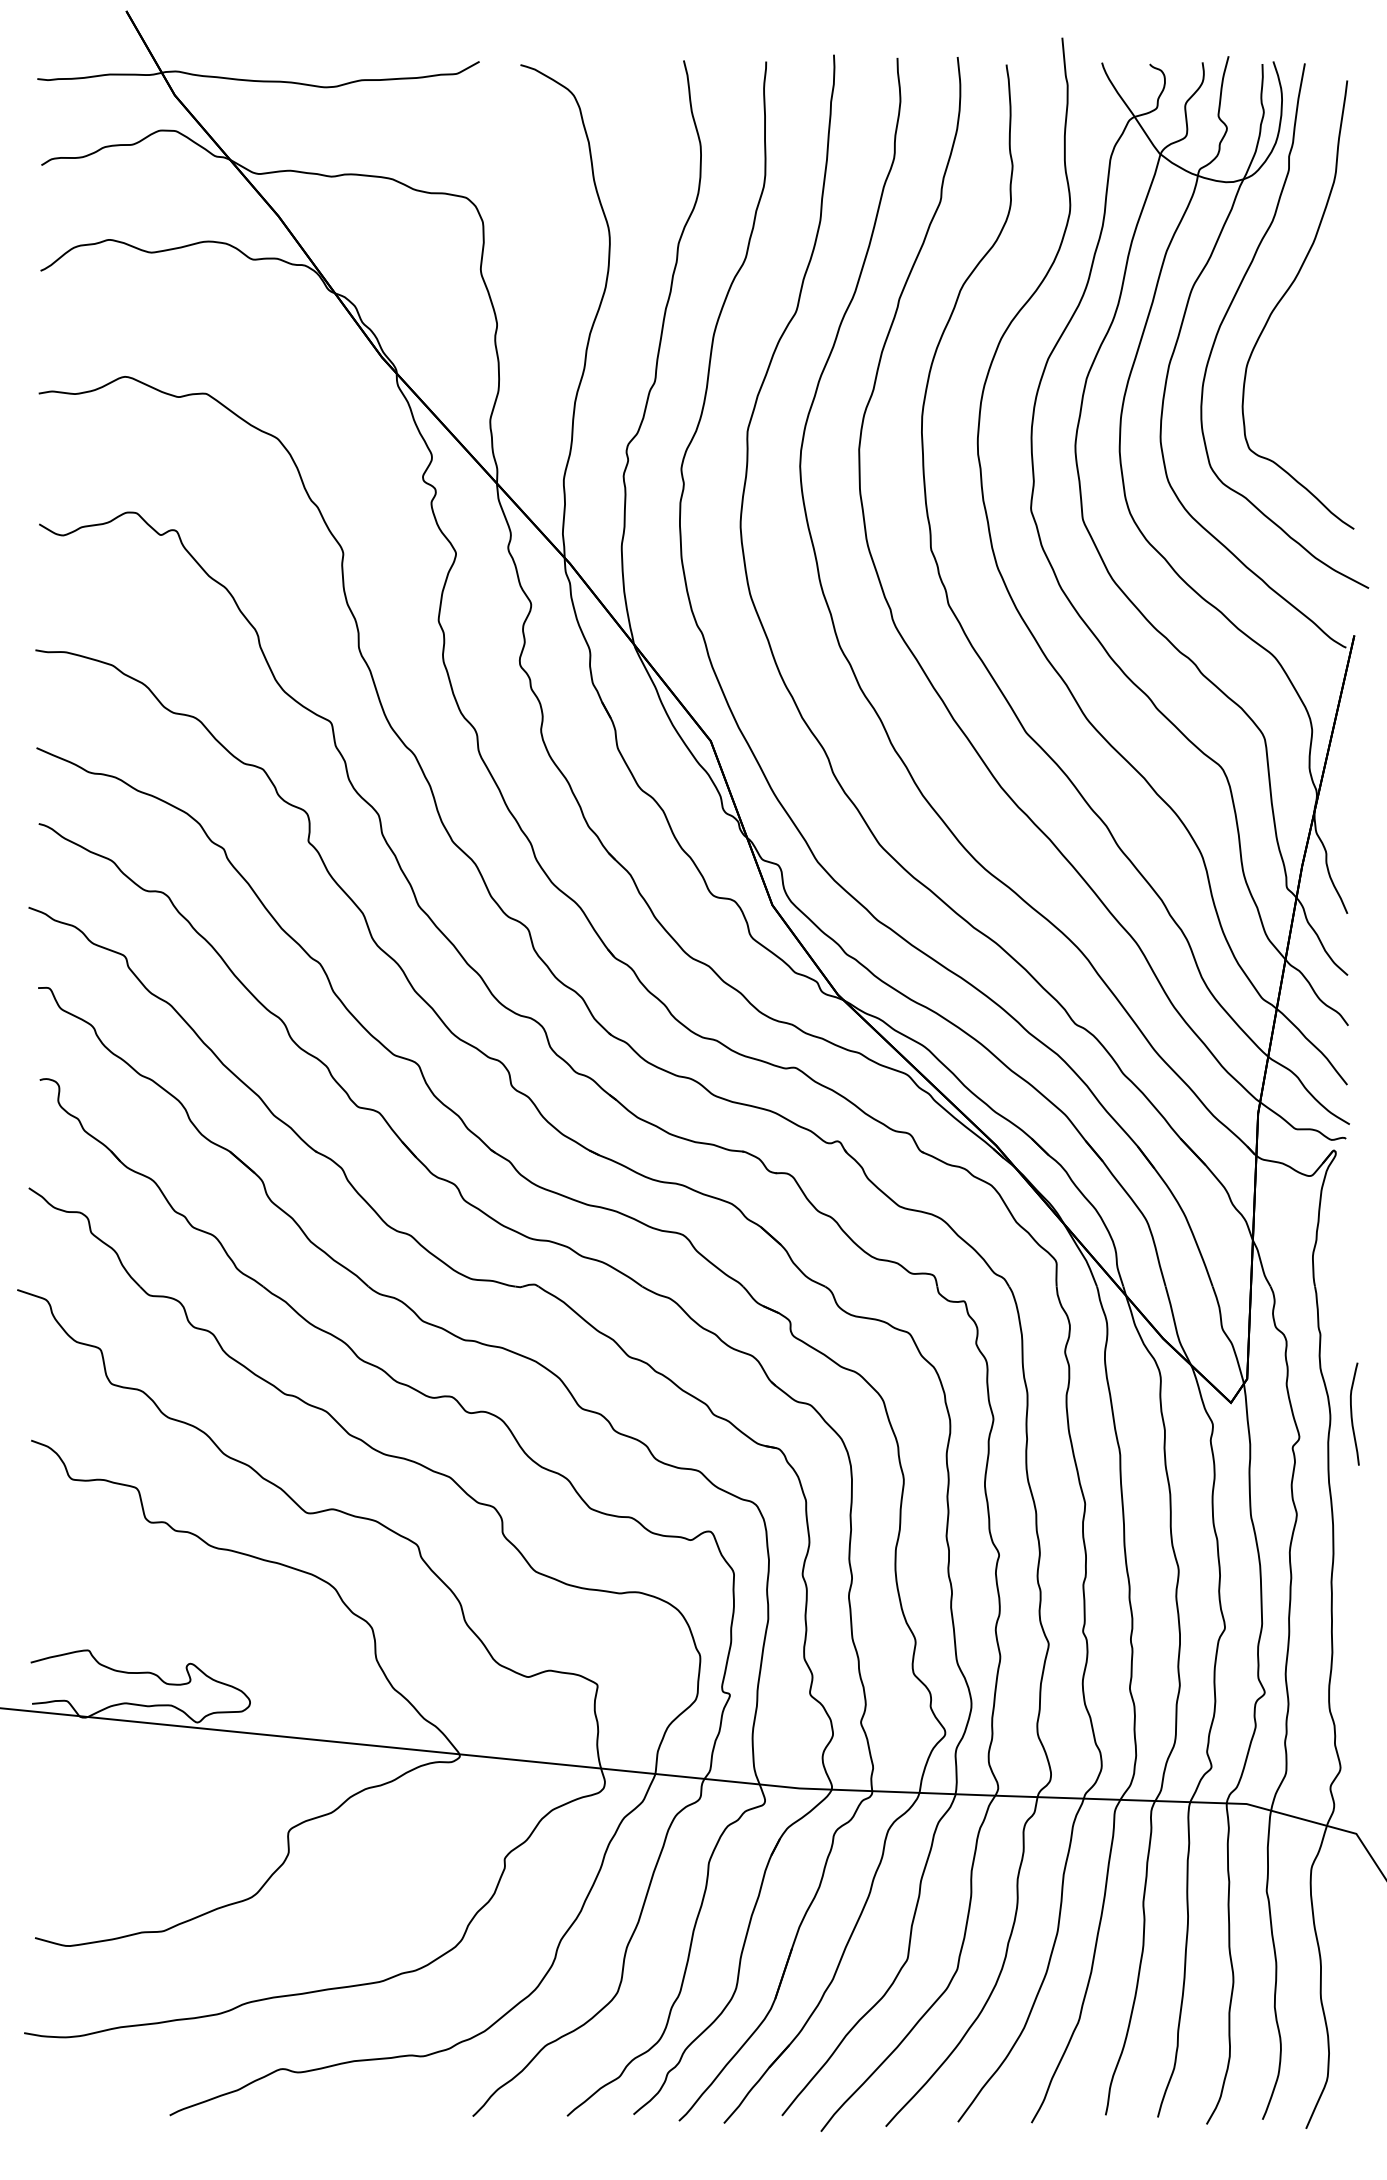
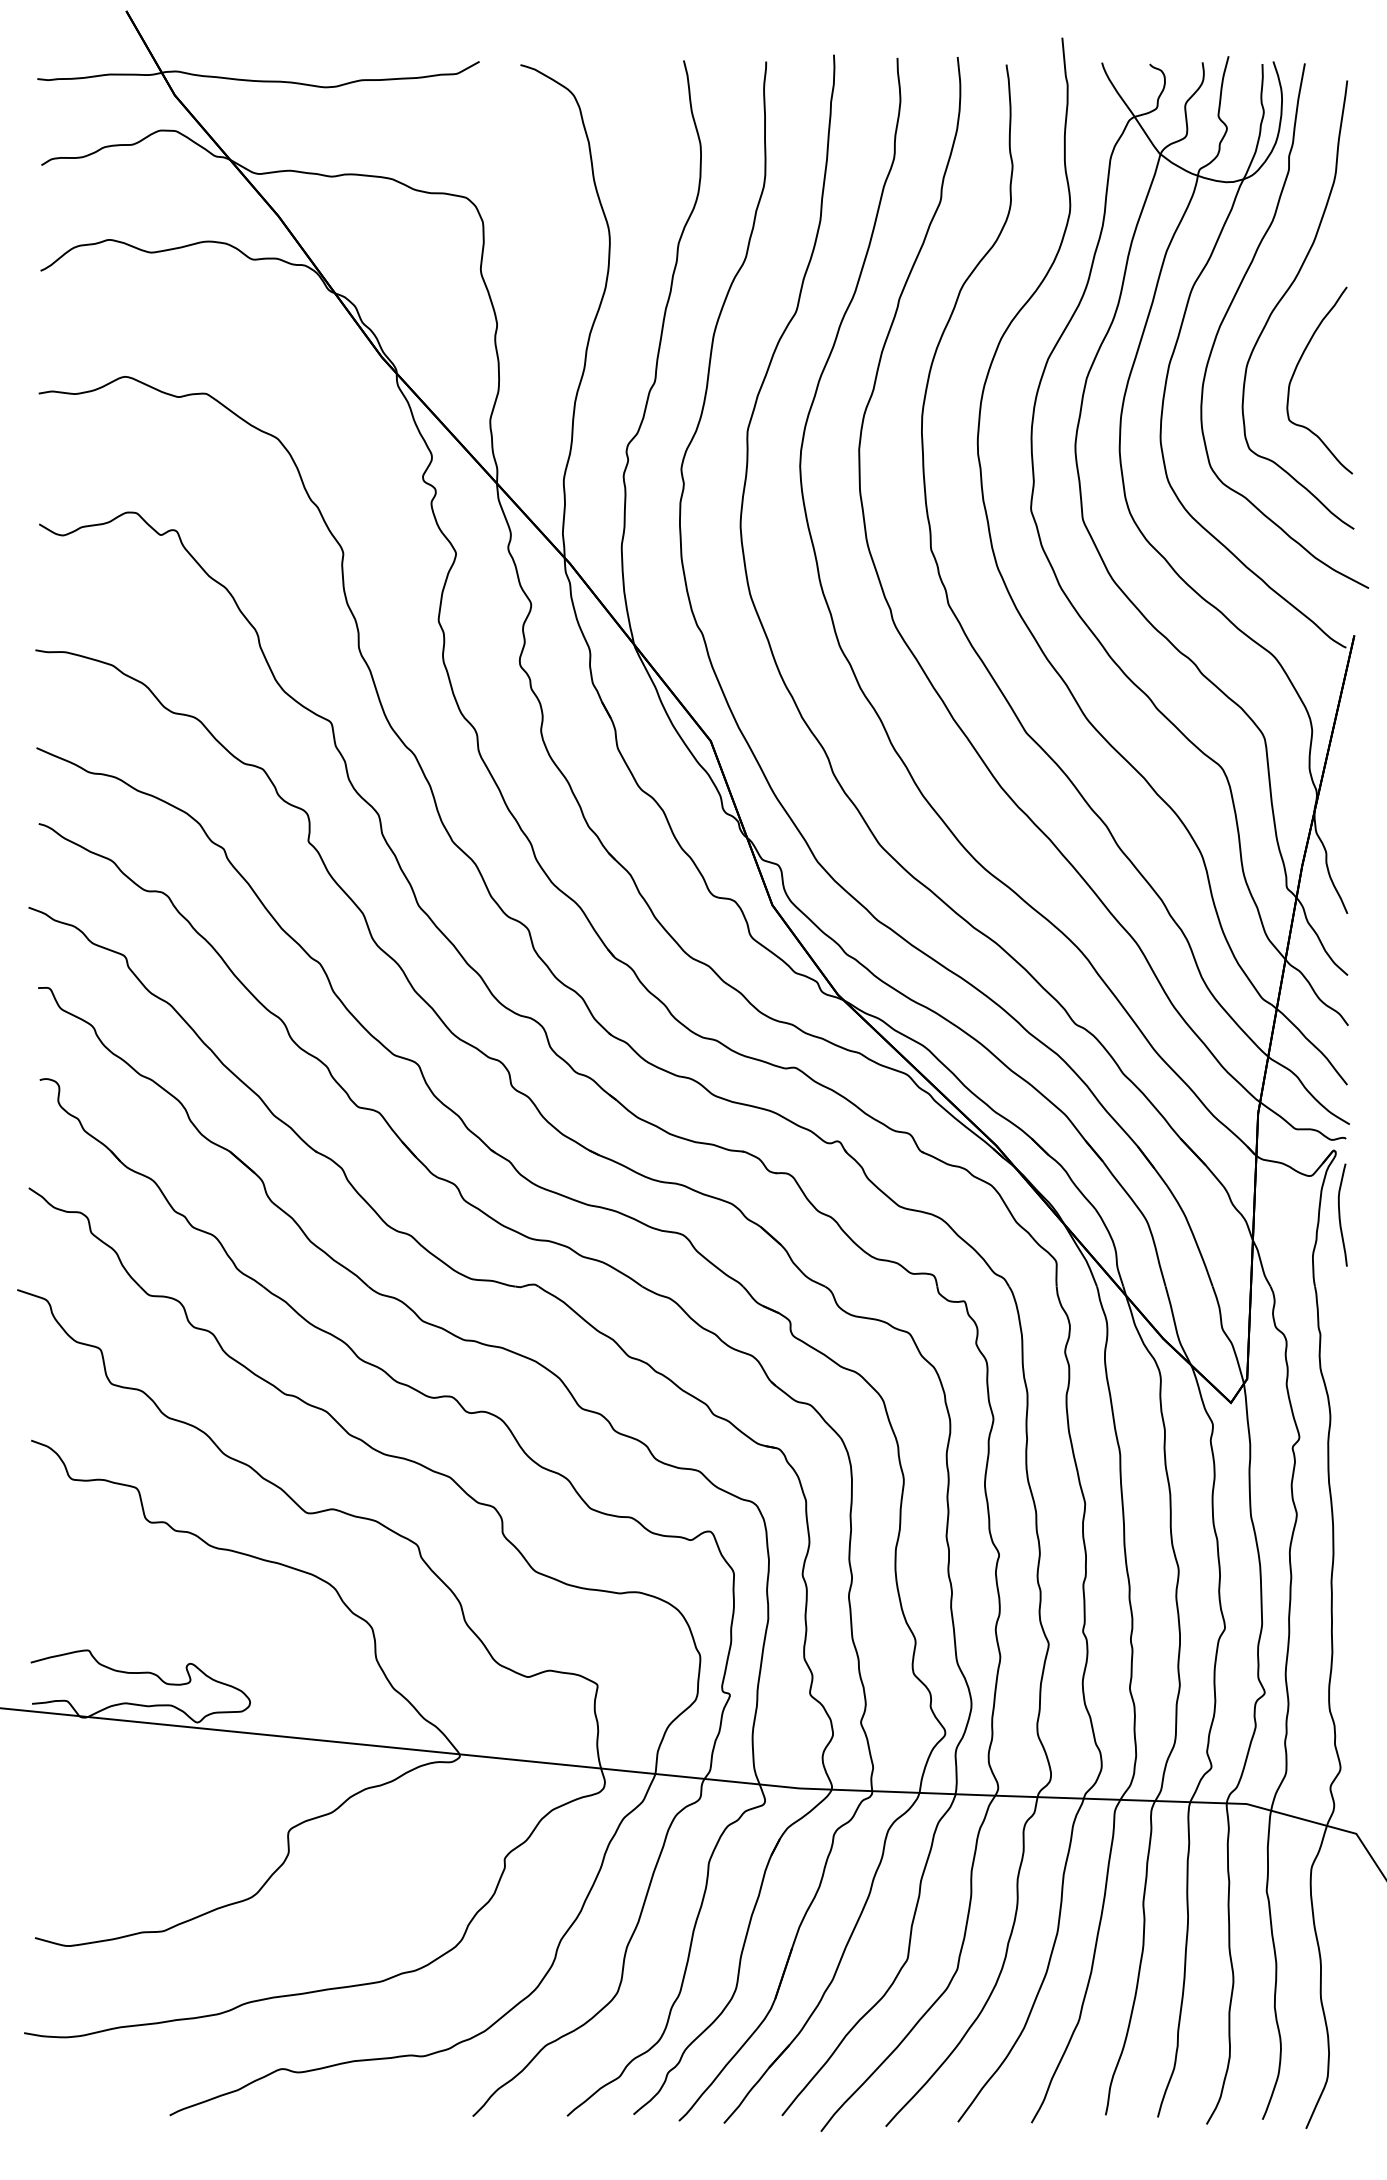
curve: none -> present (1295, 372)
curve position: (1352, 1413) -> (1340, 1214) (1340, 1214)
